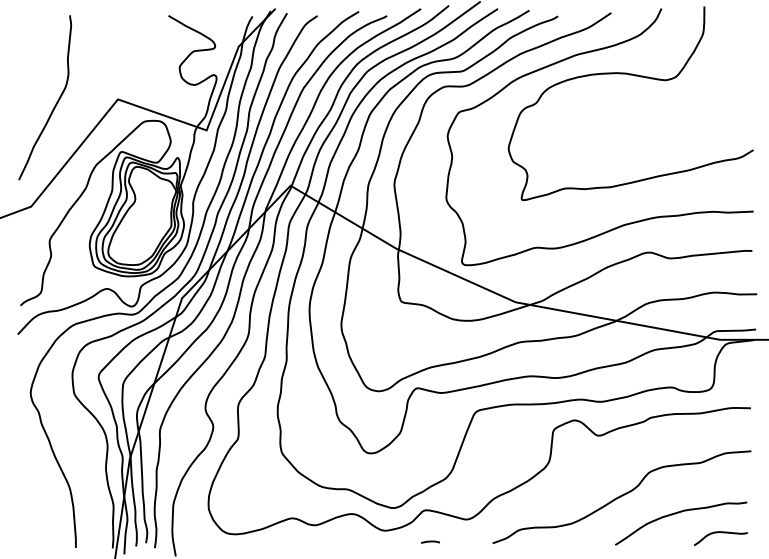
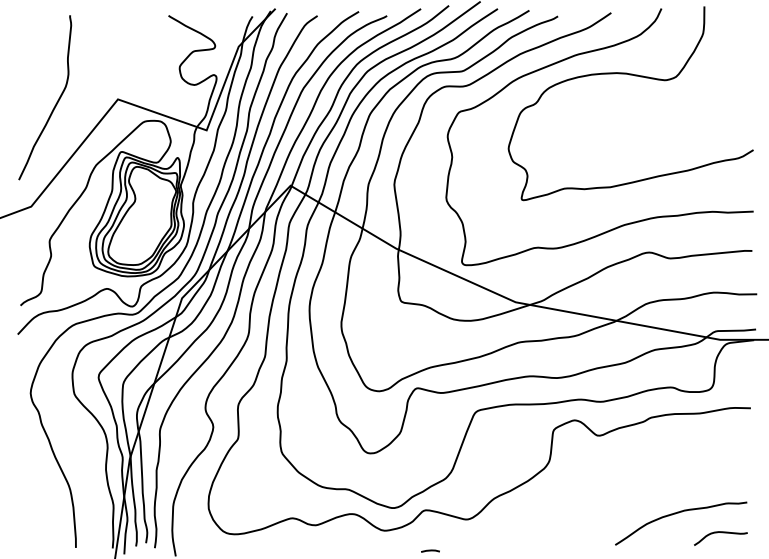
curve: present -> none (621, 496)
line position: (430, 541) -> (430, 550) (430, 550)
